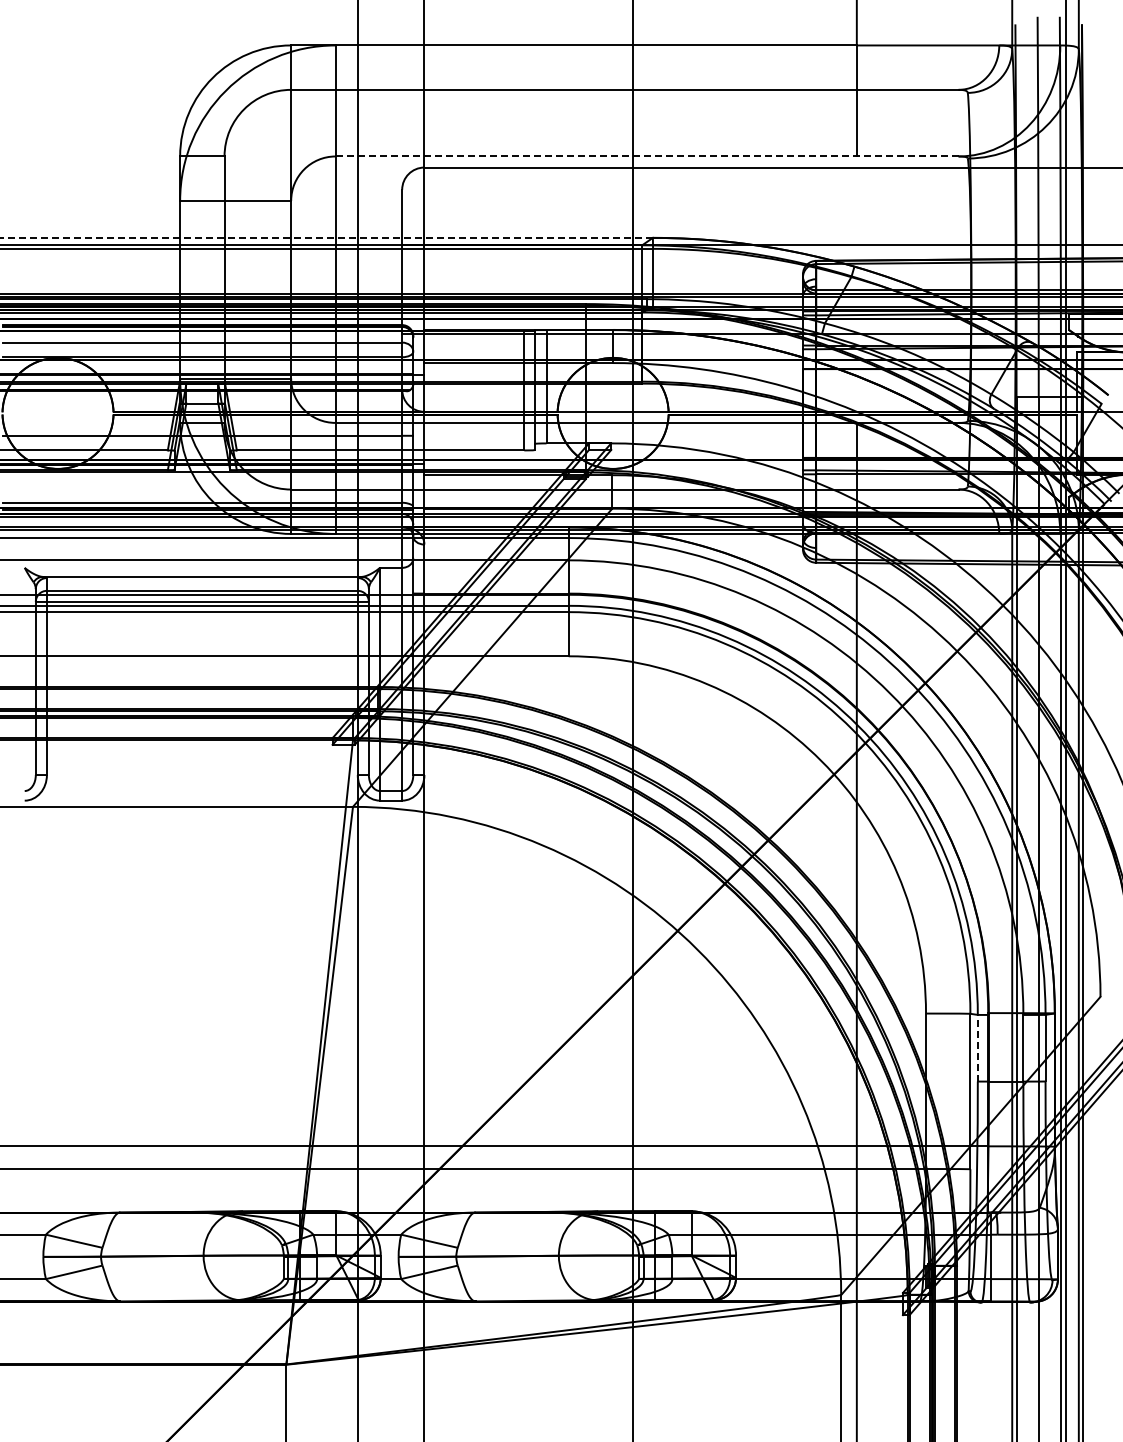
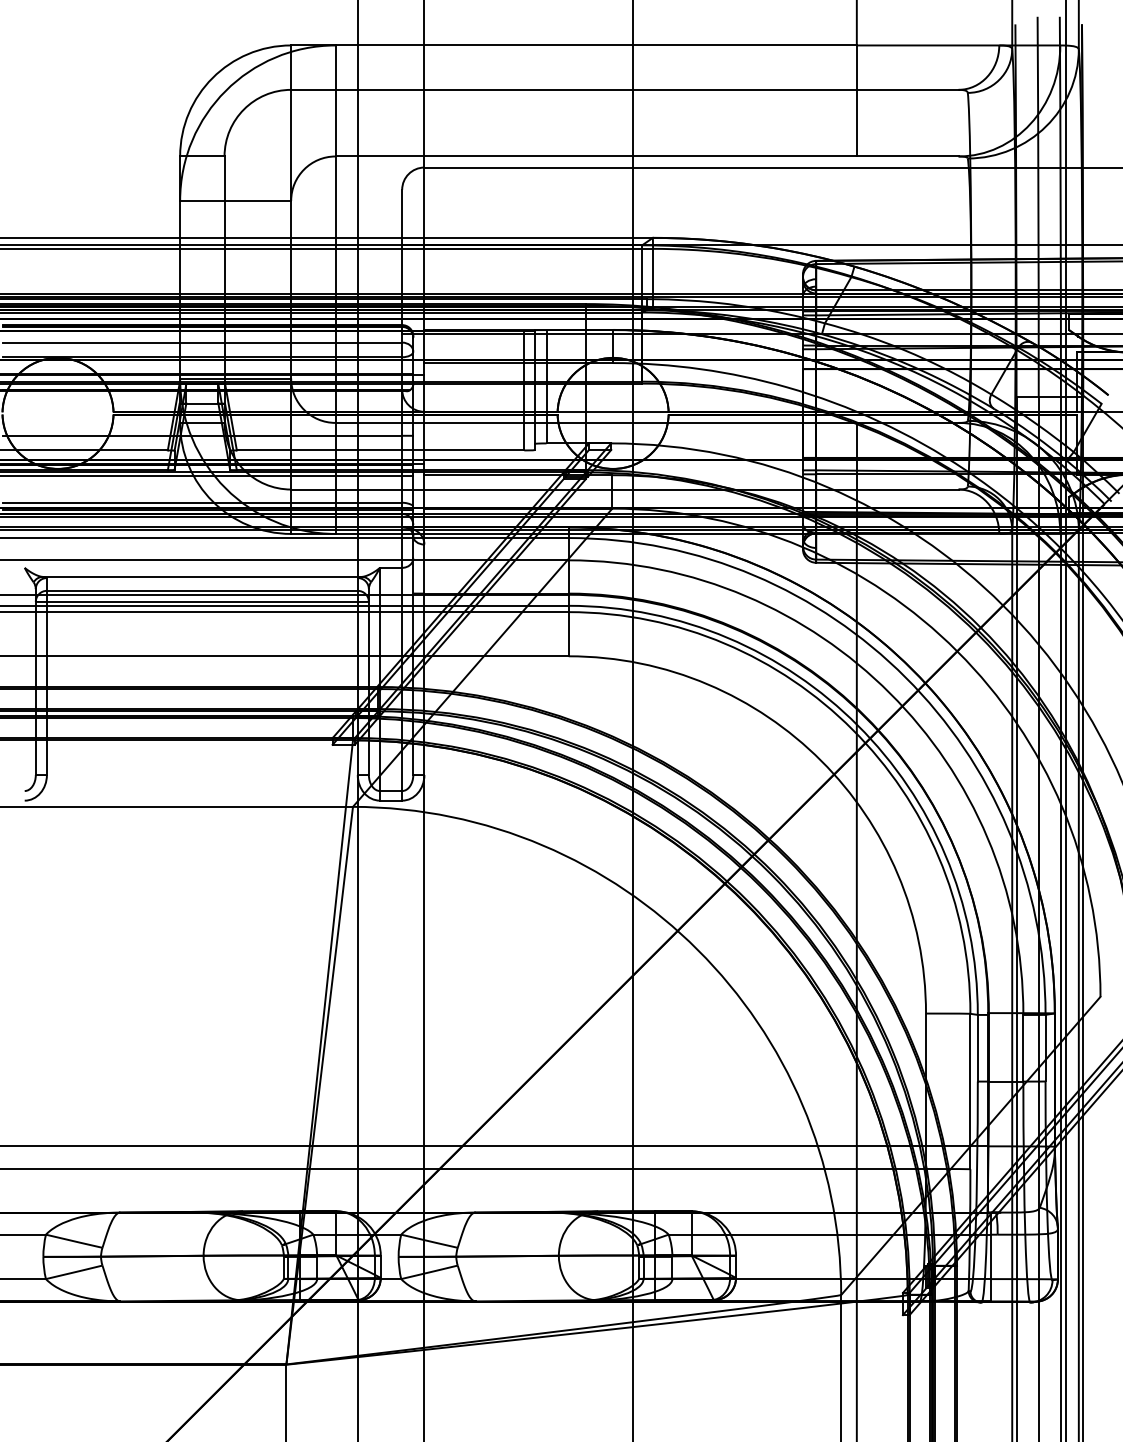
line: dashed -> solid (647, 156)
line: dashed -> solid (326, 237)
line: none -> present (207, 476)
line: dashed -> solid (977, 1047)
